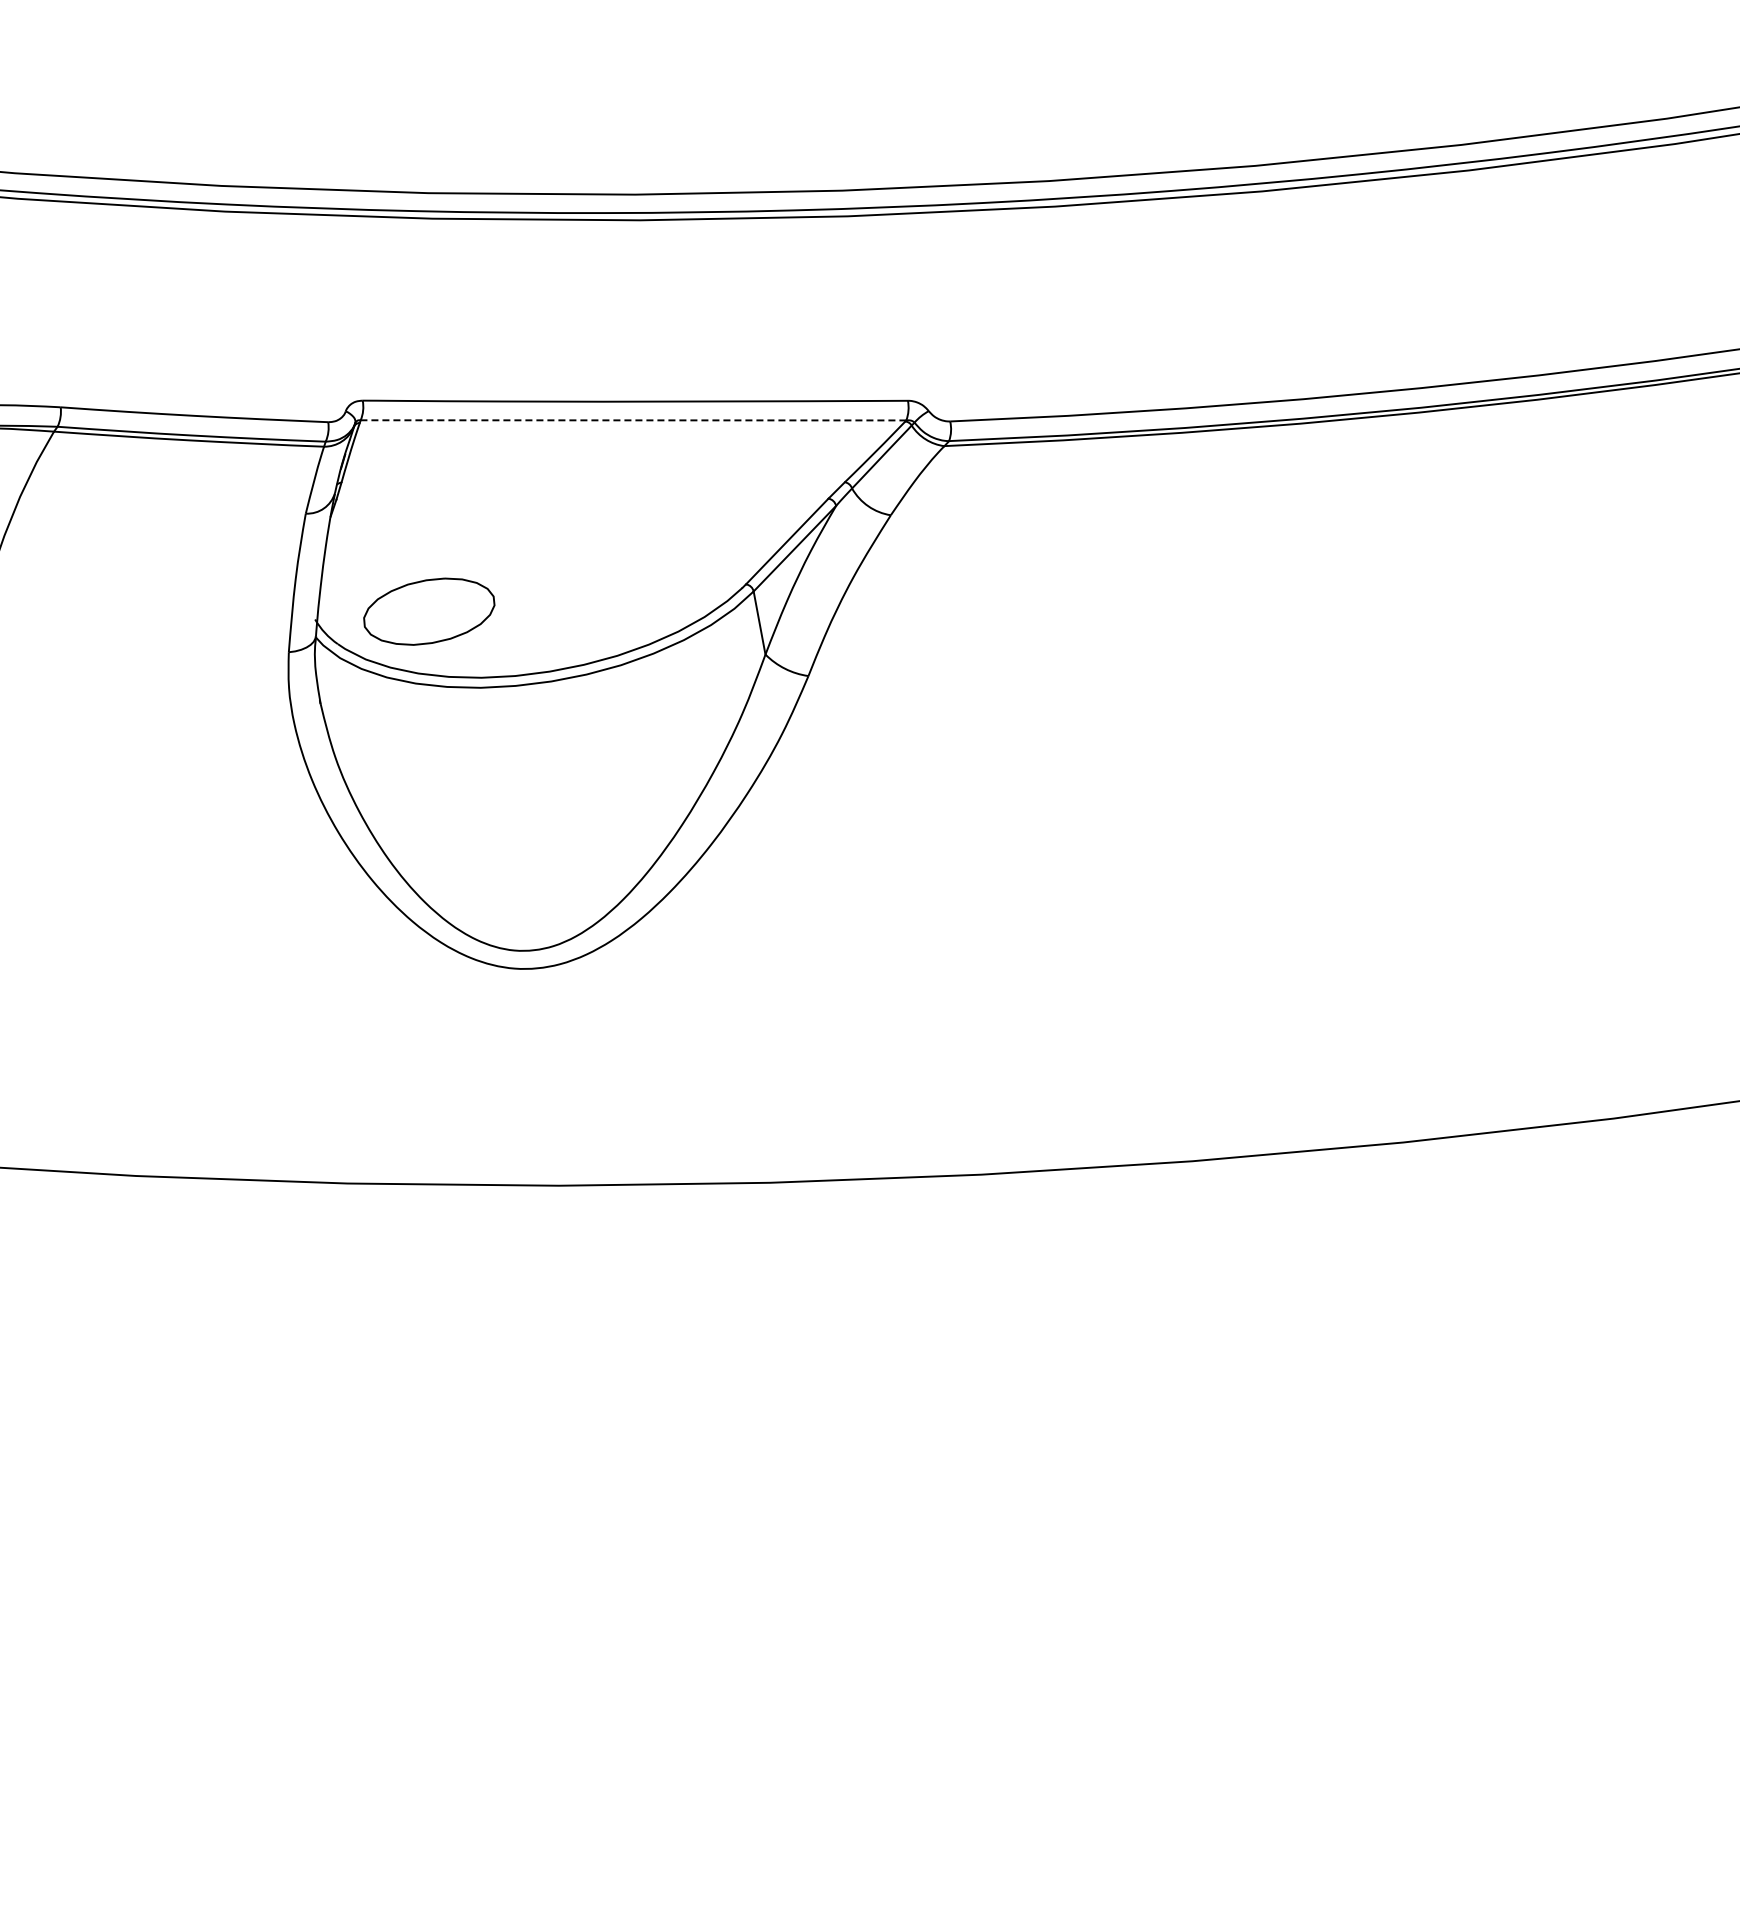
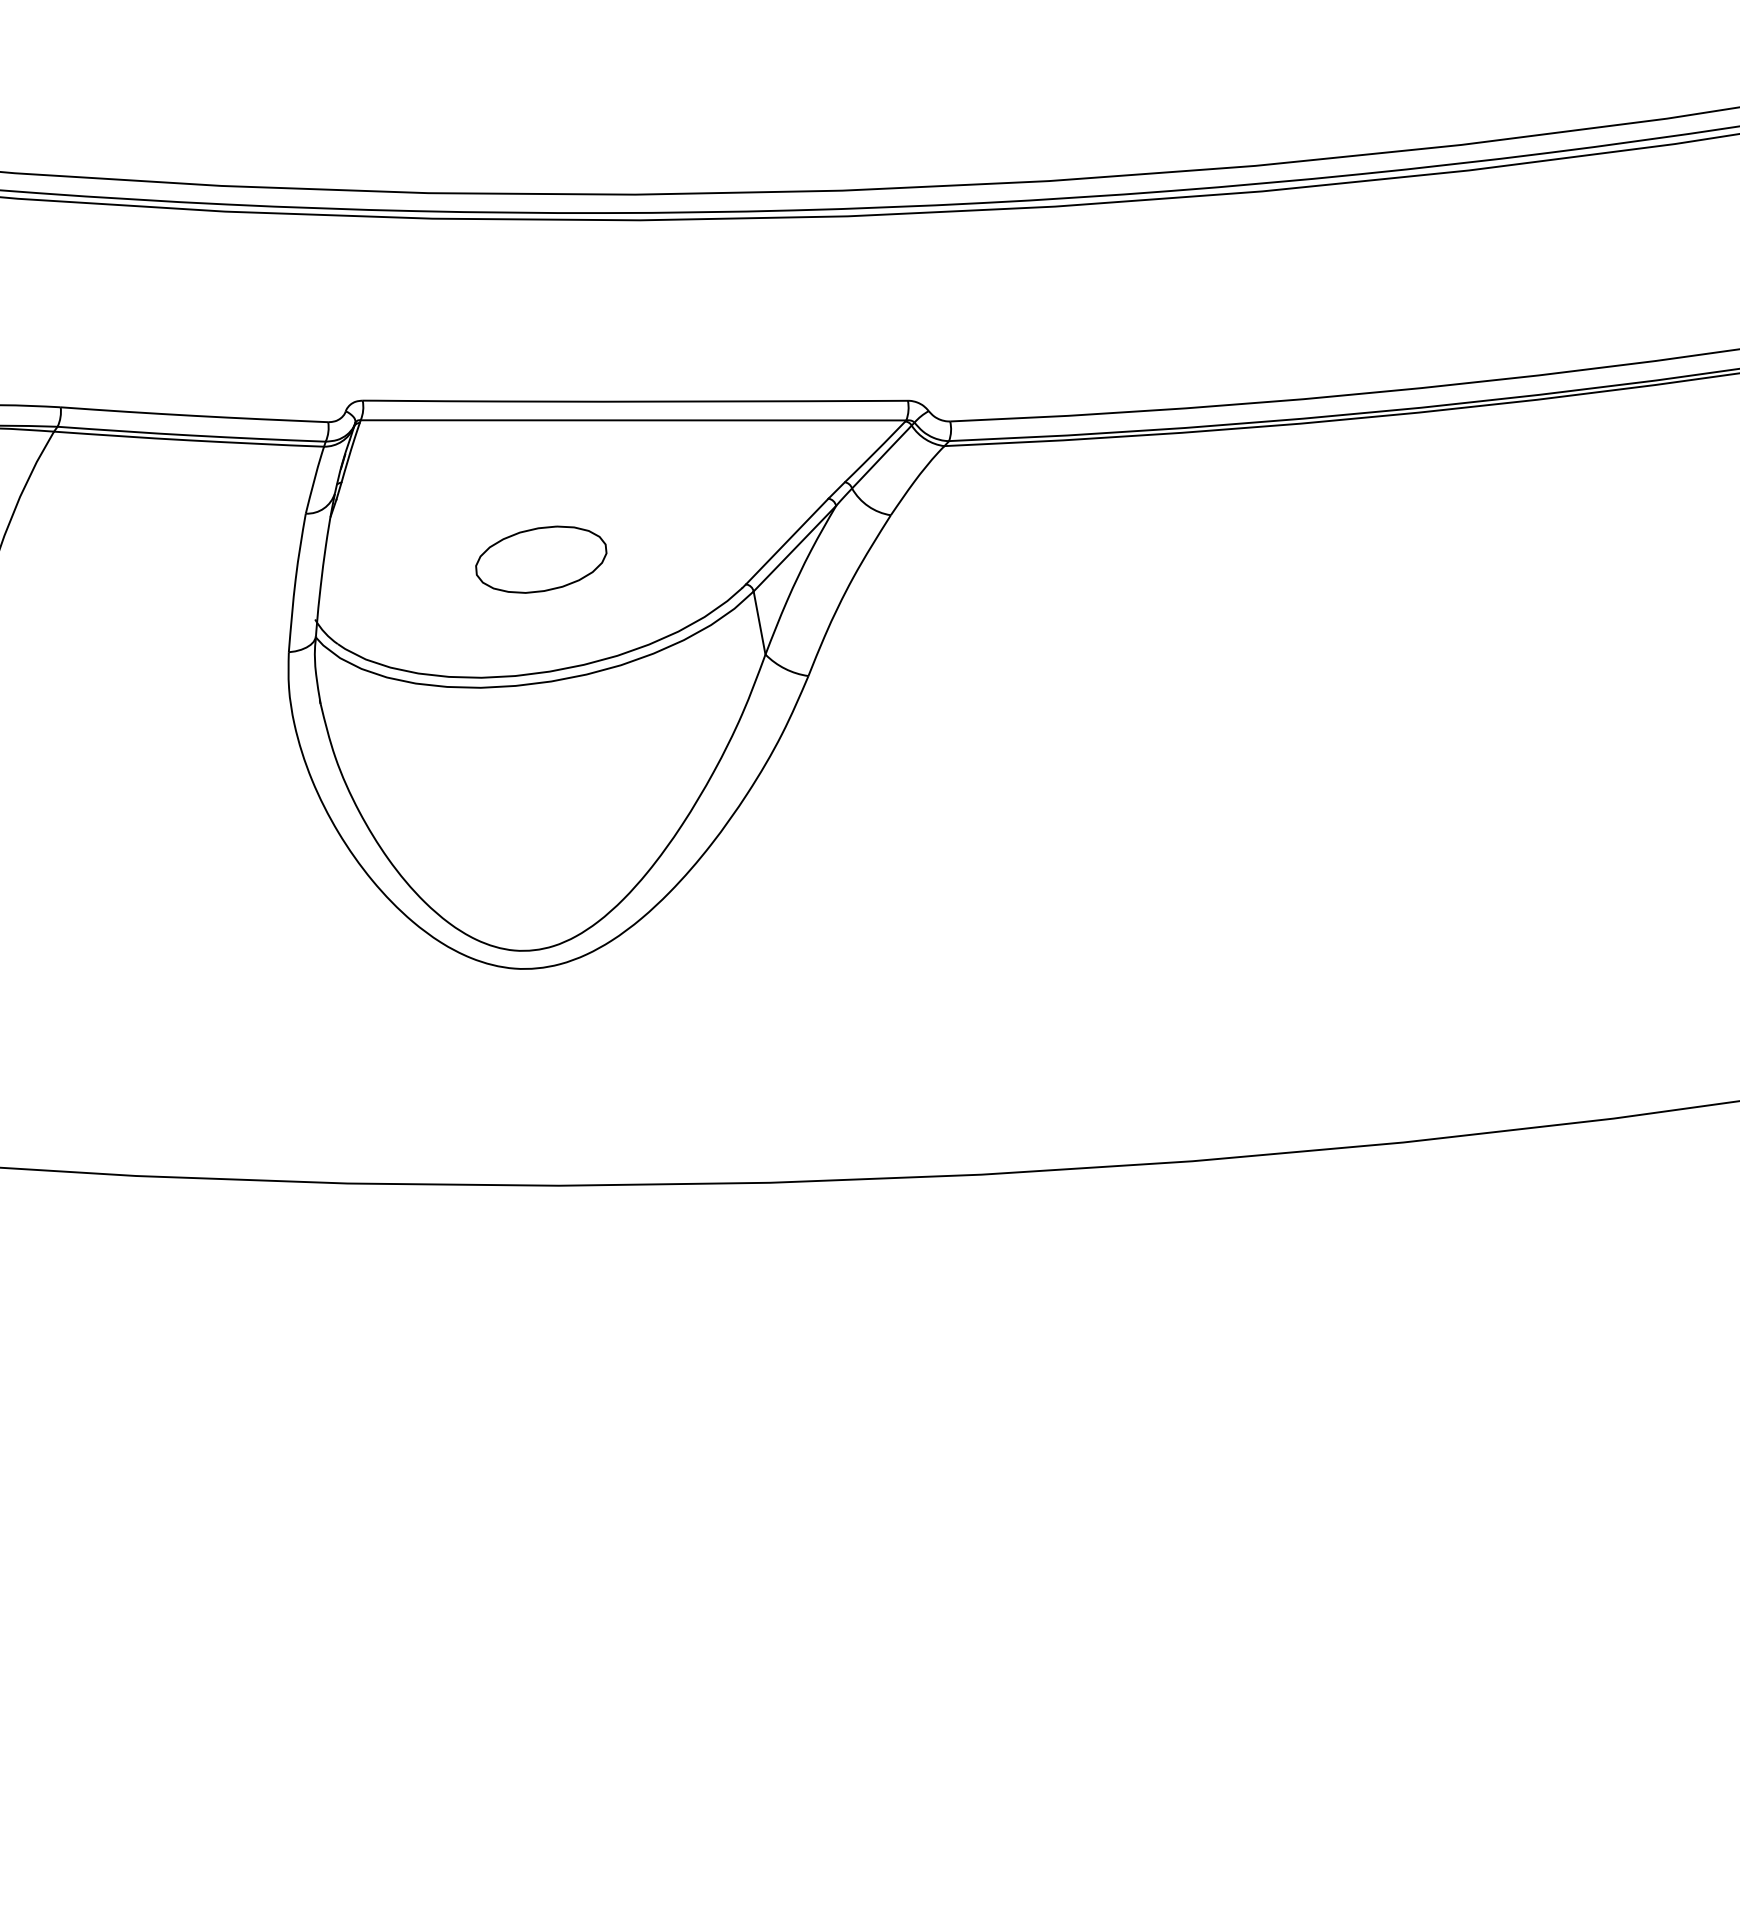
line: dashed -> solid (633, 420)
part position: (429, 611) -> (541, 559) (541, 559)
